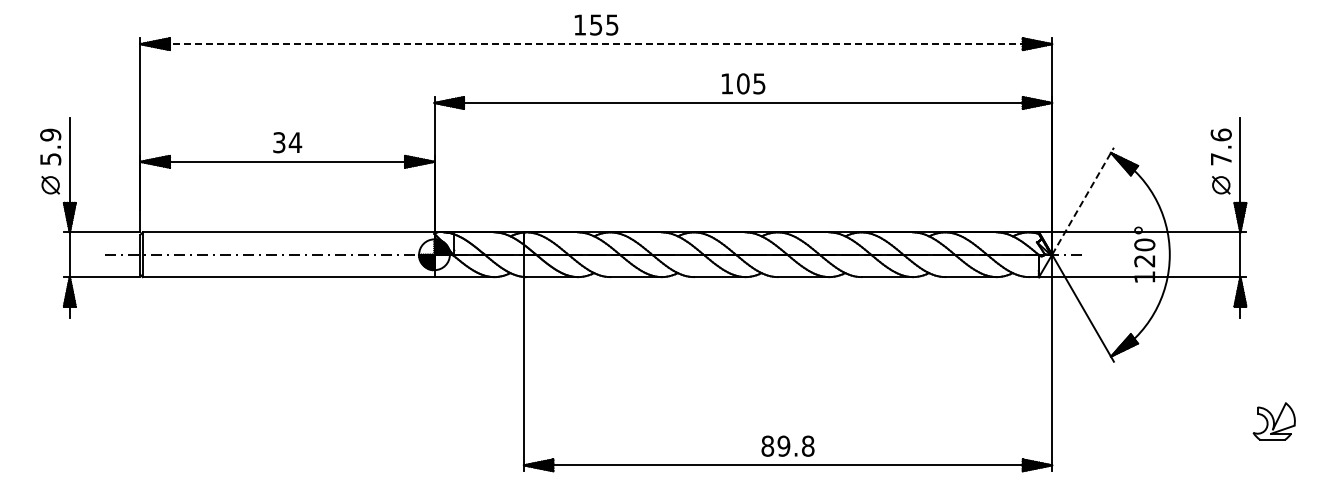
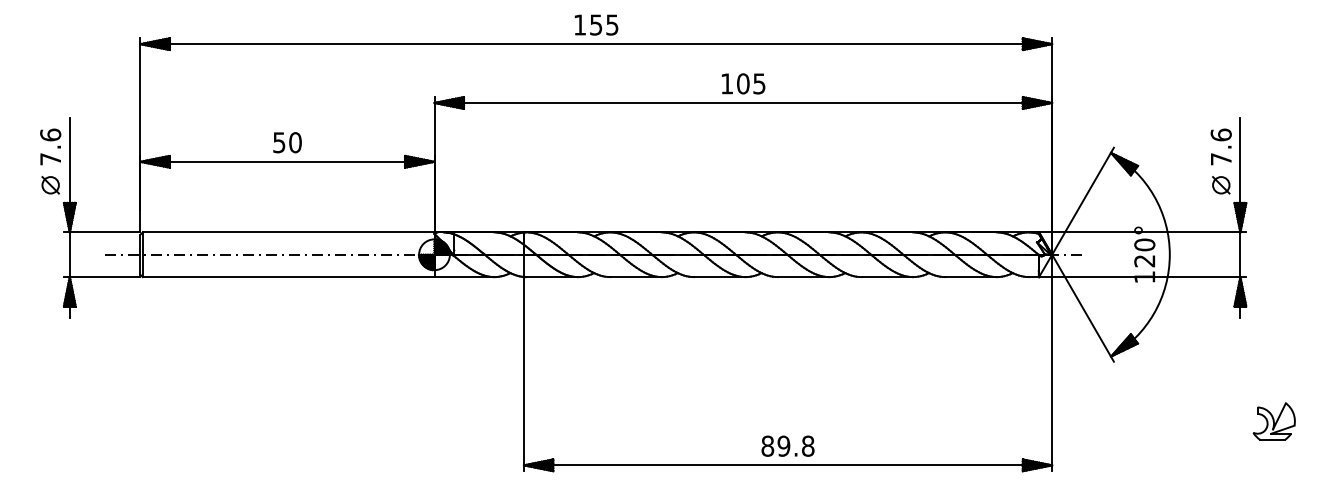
line: dashed -> solid (596, 44)
text: 34 -> 50 (287, 142)
text: 5.9 -> 7.6 (50, 146)
line: dashed -> solid (1083, 201)
